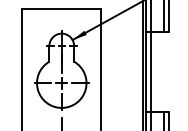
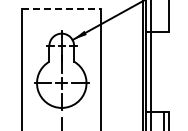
line: solid -> dashed (61, 8)
line: present -> none (164, 16)
